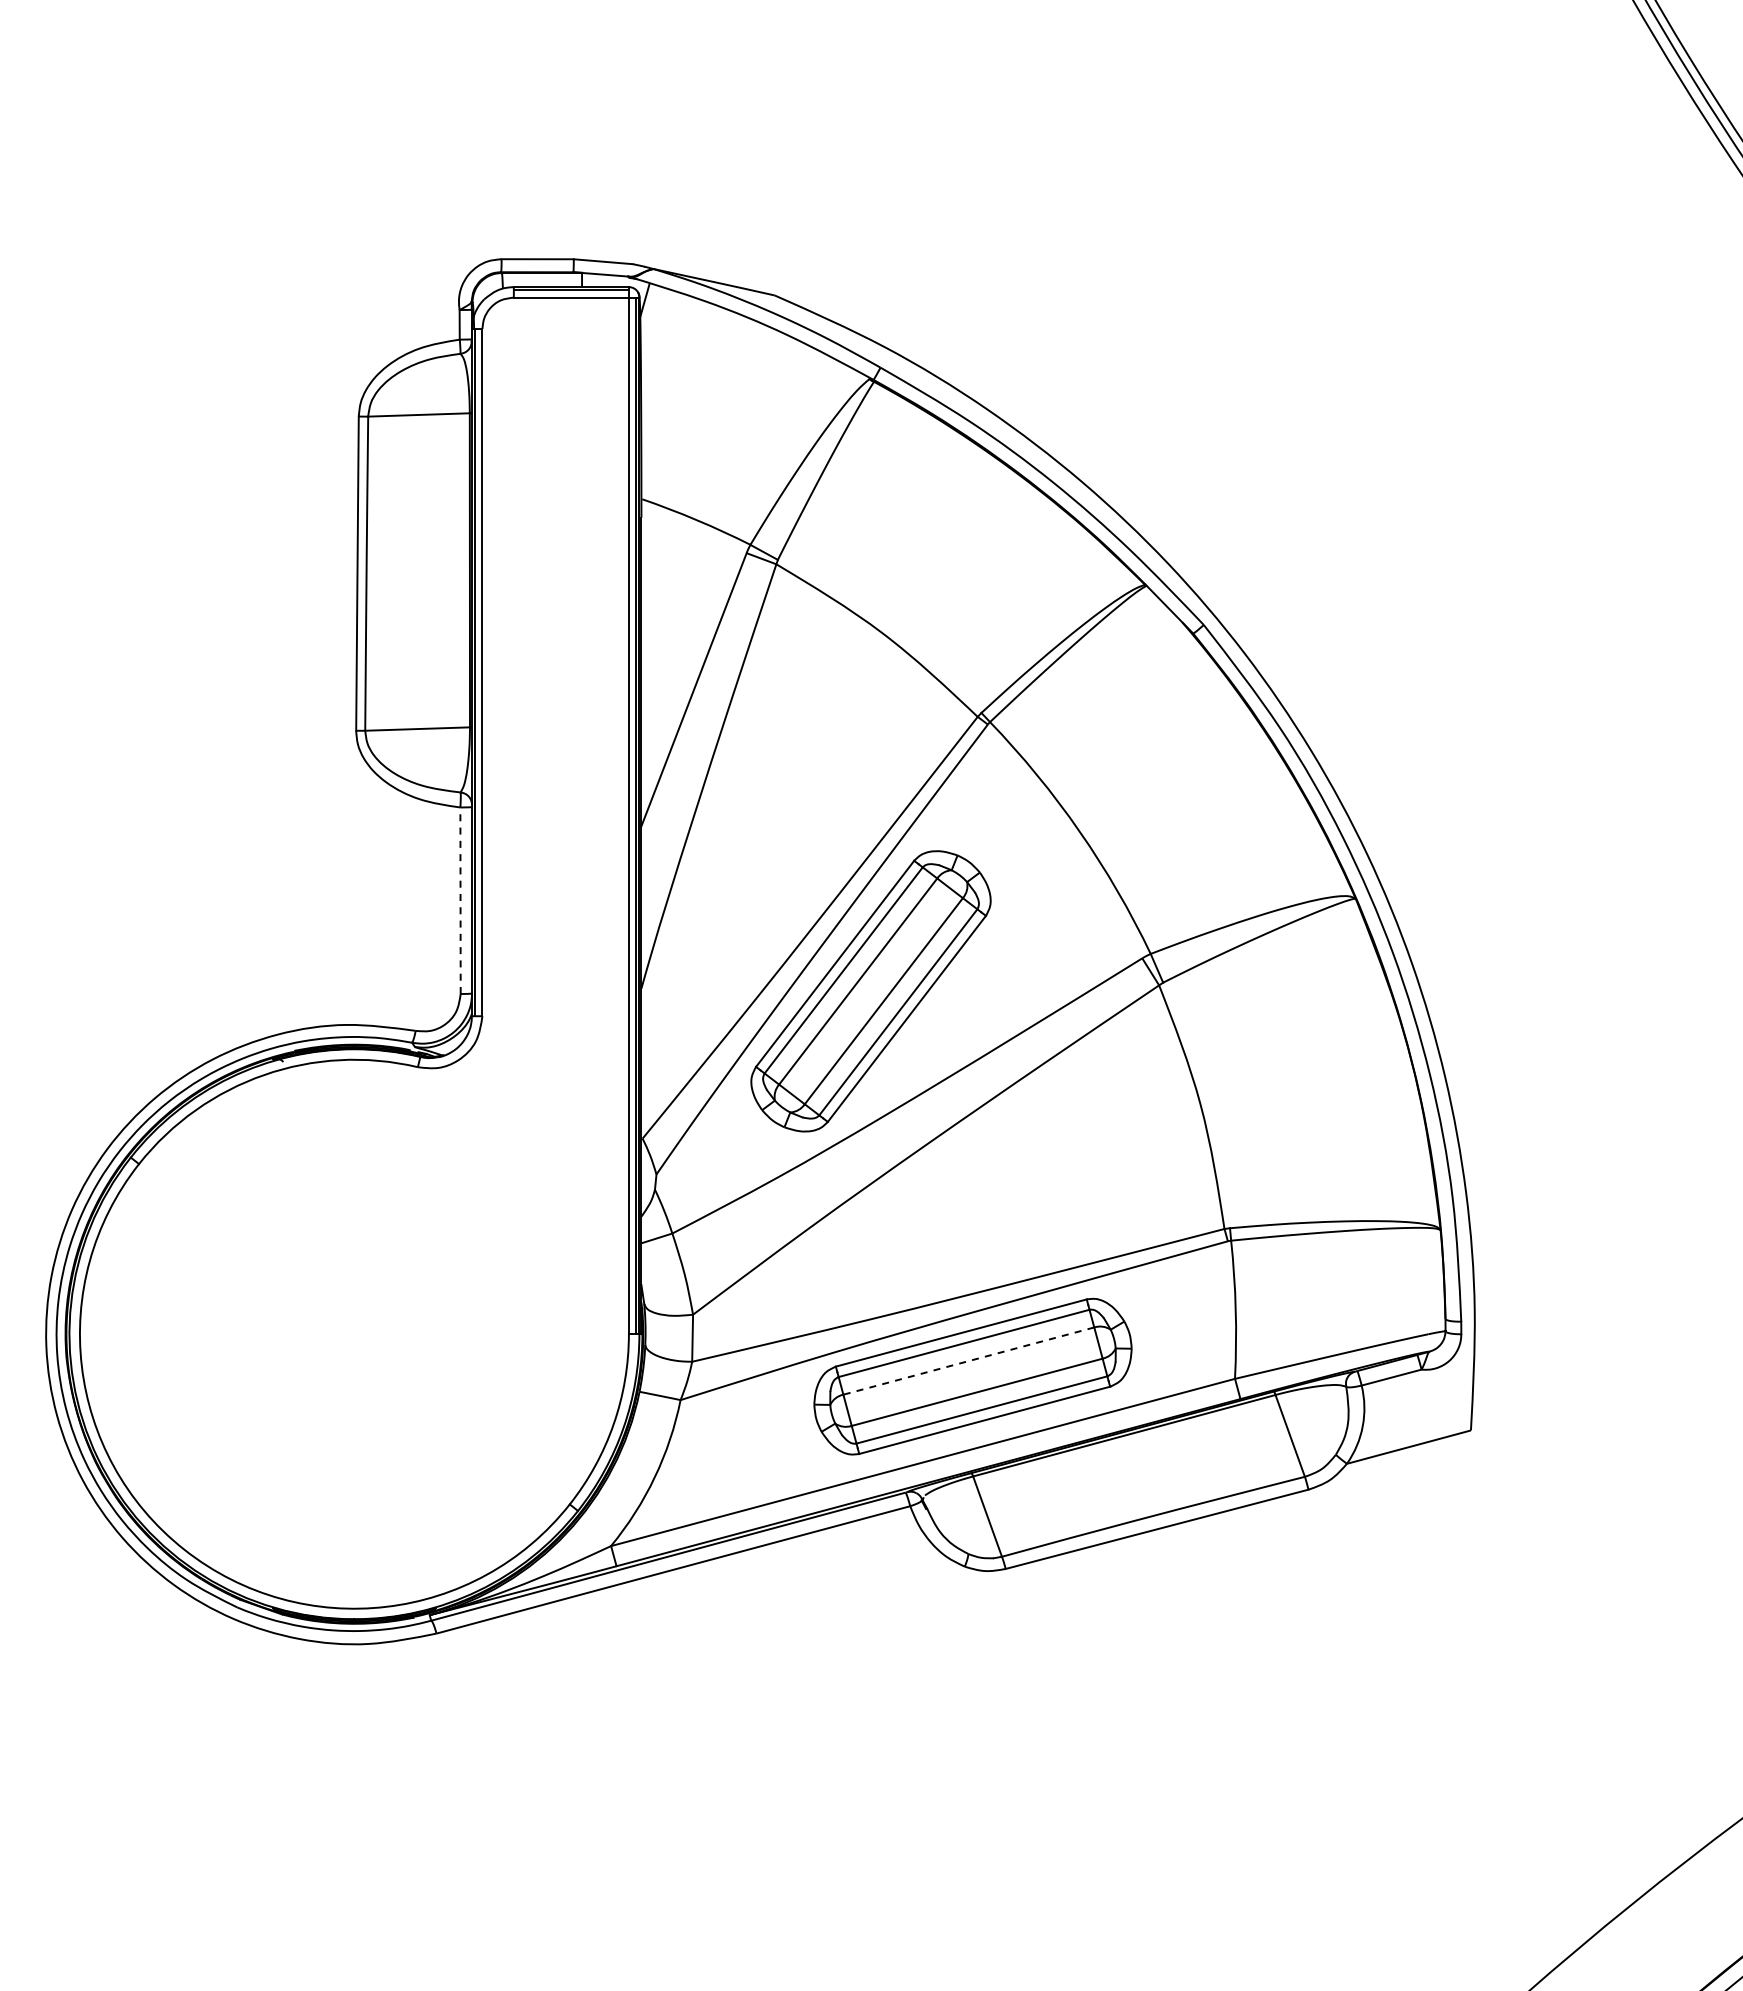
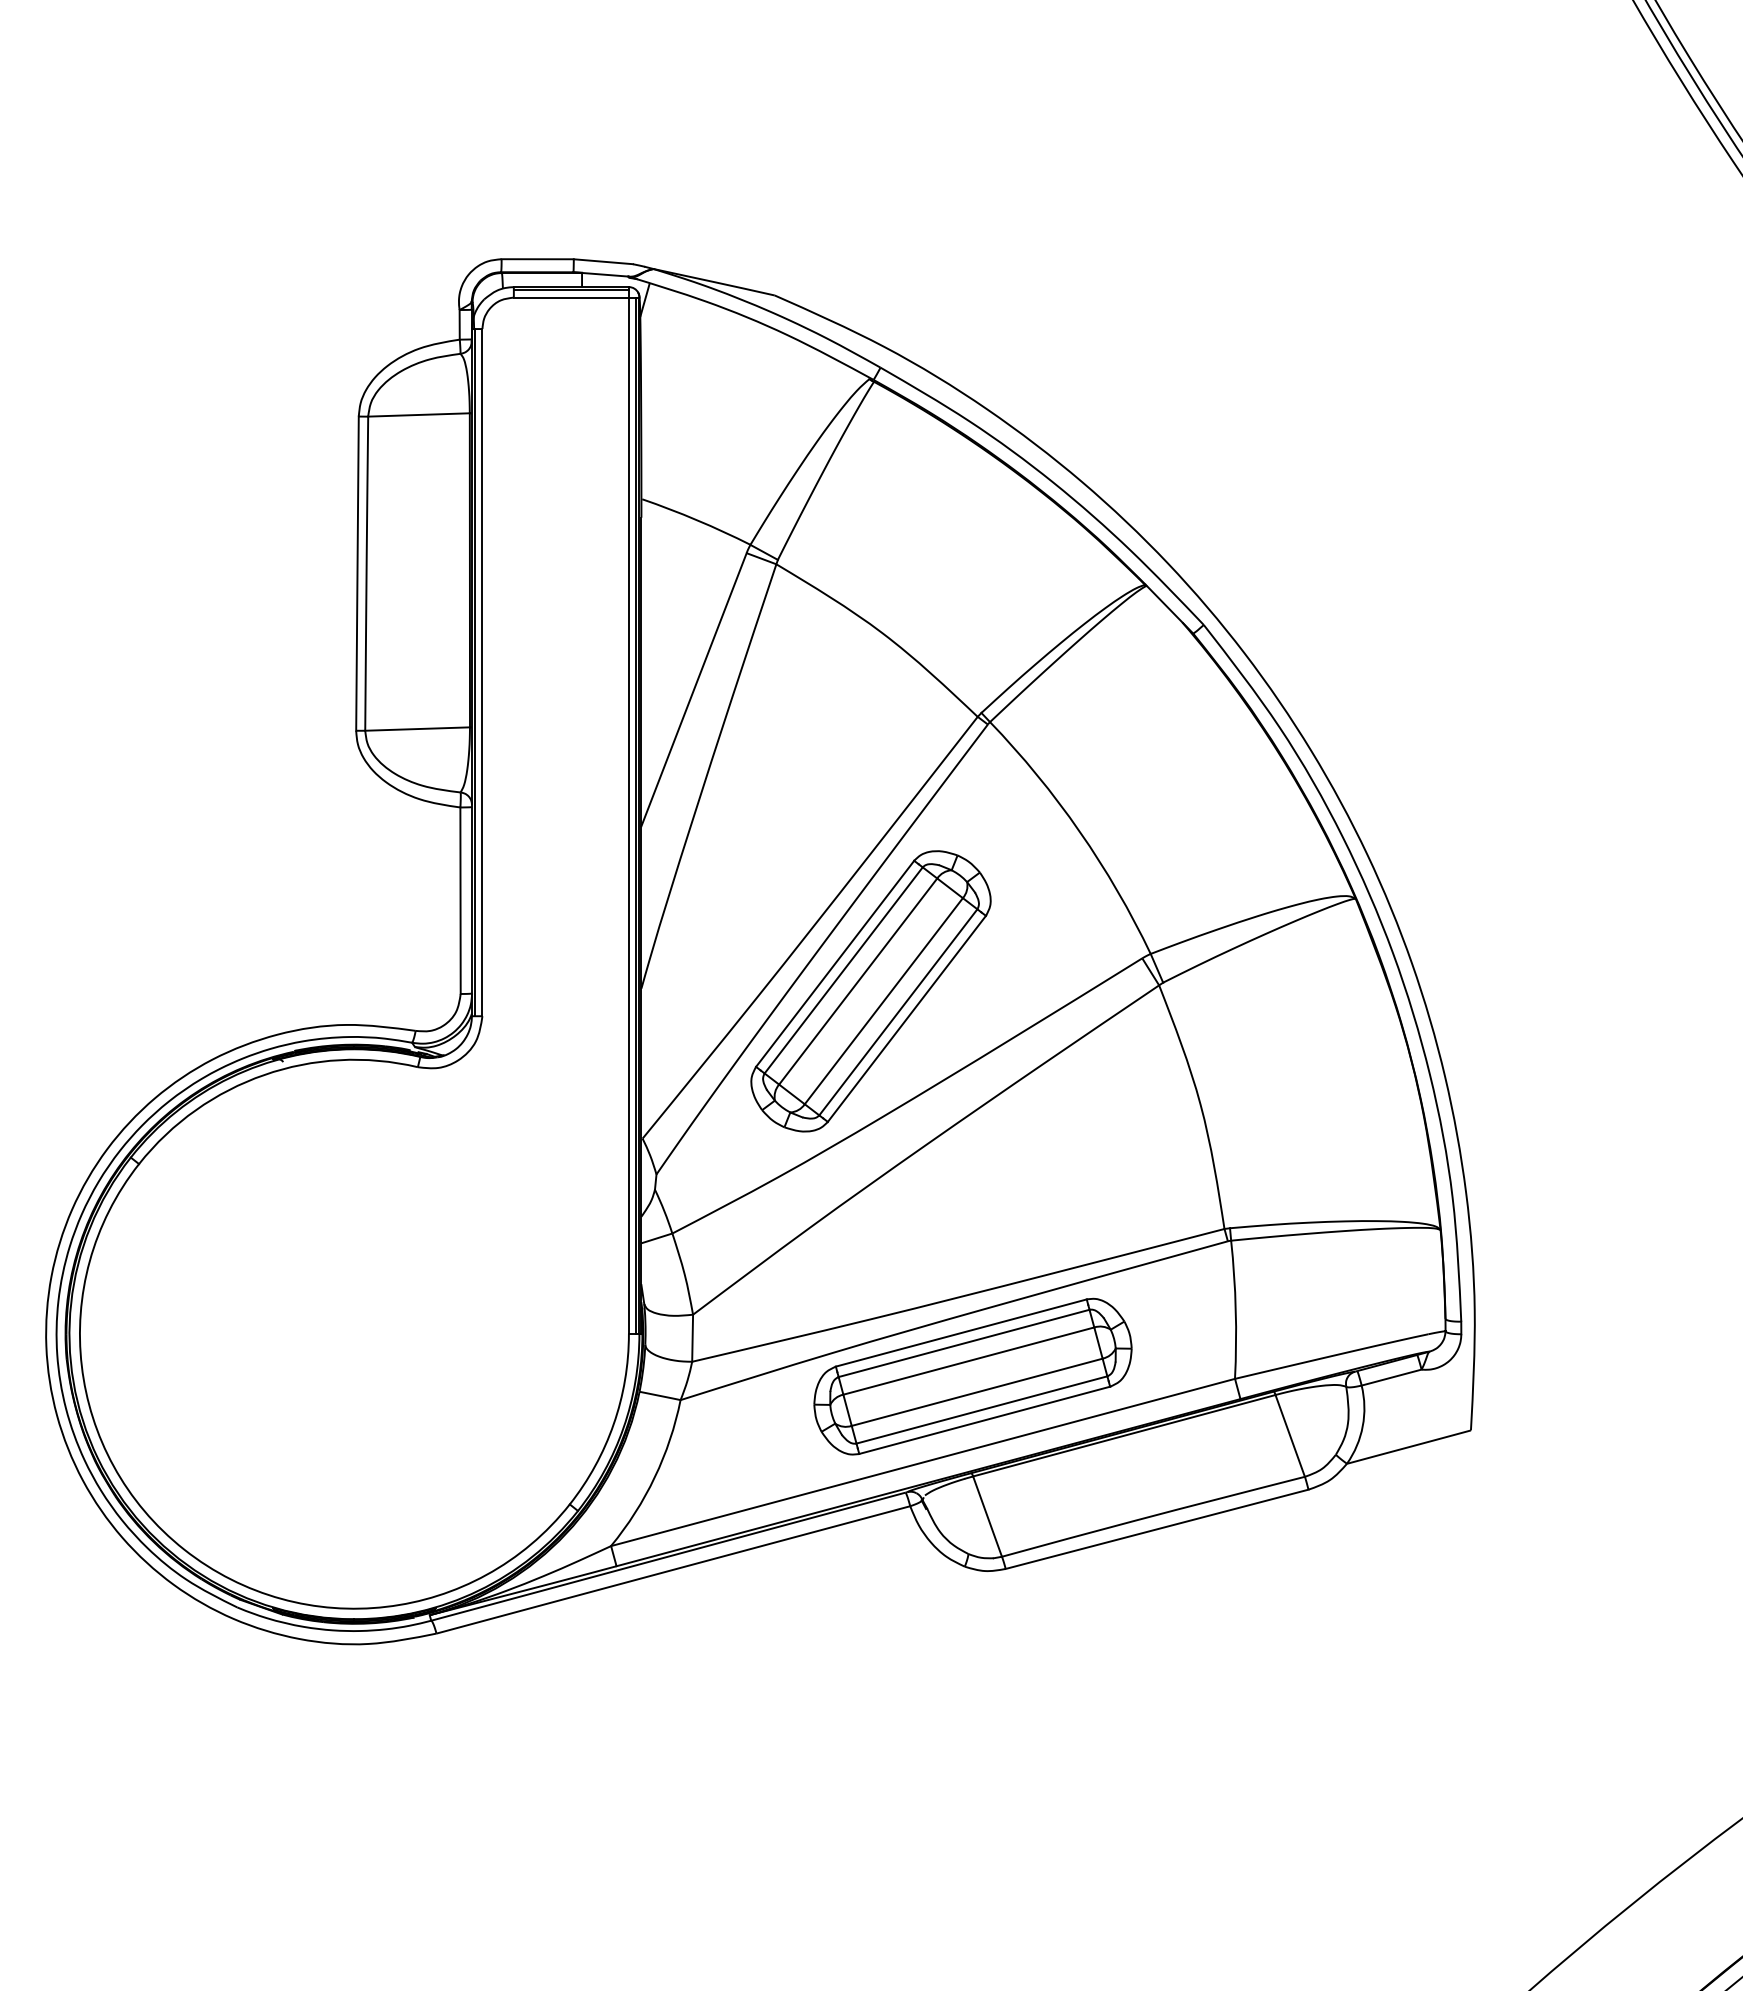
line: dashed -> solid (460, 900)
line: dashed -> solid (968, 1361)
